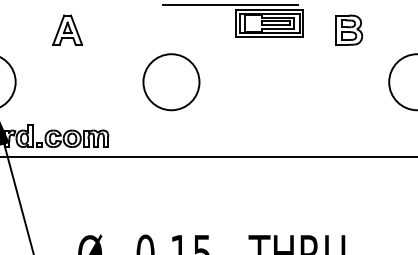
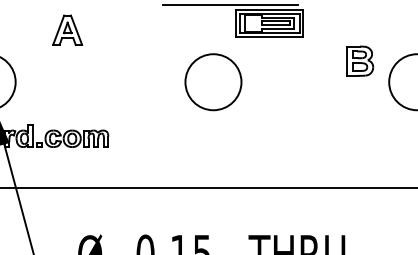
part position: (349, 29) -> (360, 60) (360, 60)
circle position: (171, 82) -> (213, 82) (213, 82)
line position: (208, 156) -> (208, 187) (208, 187)
